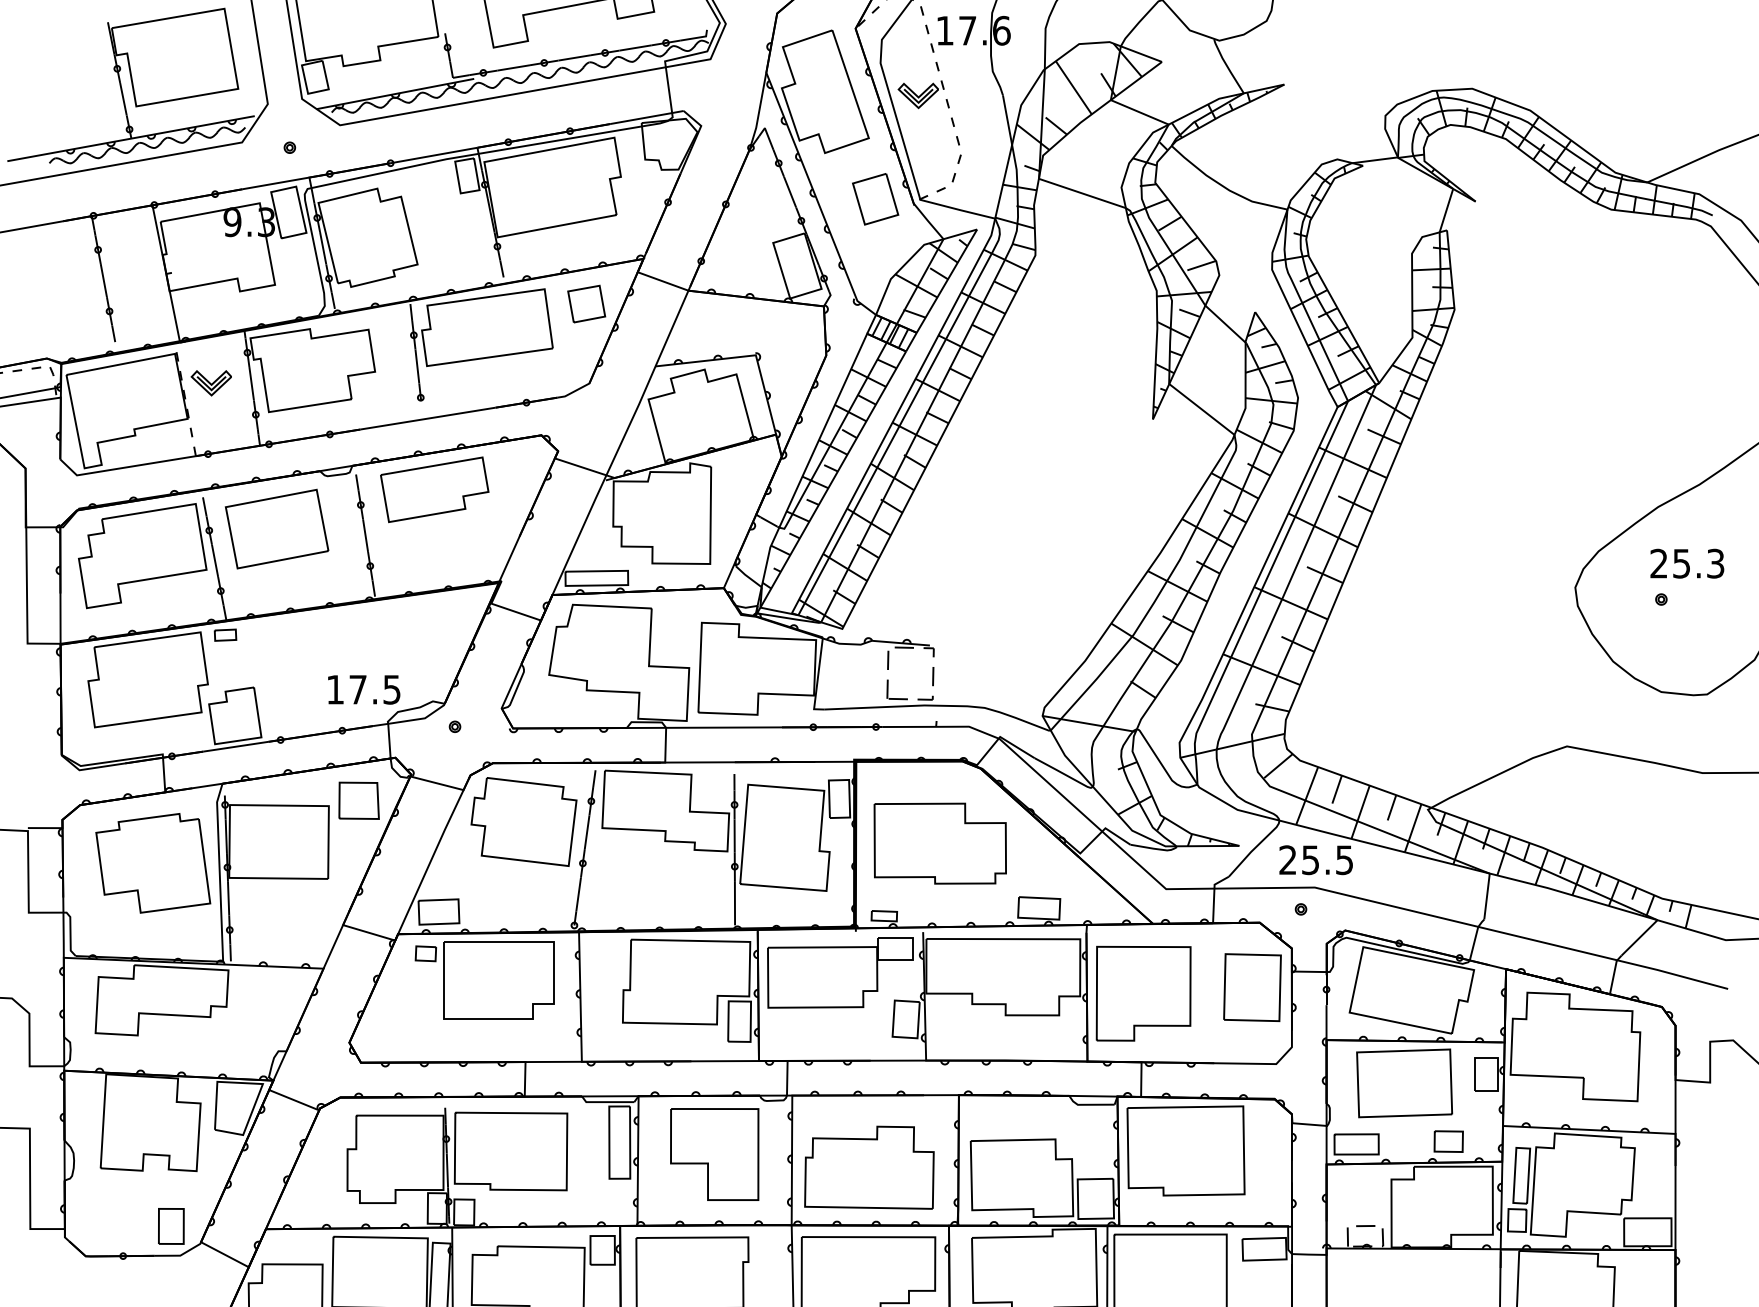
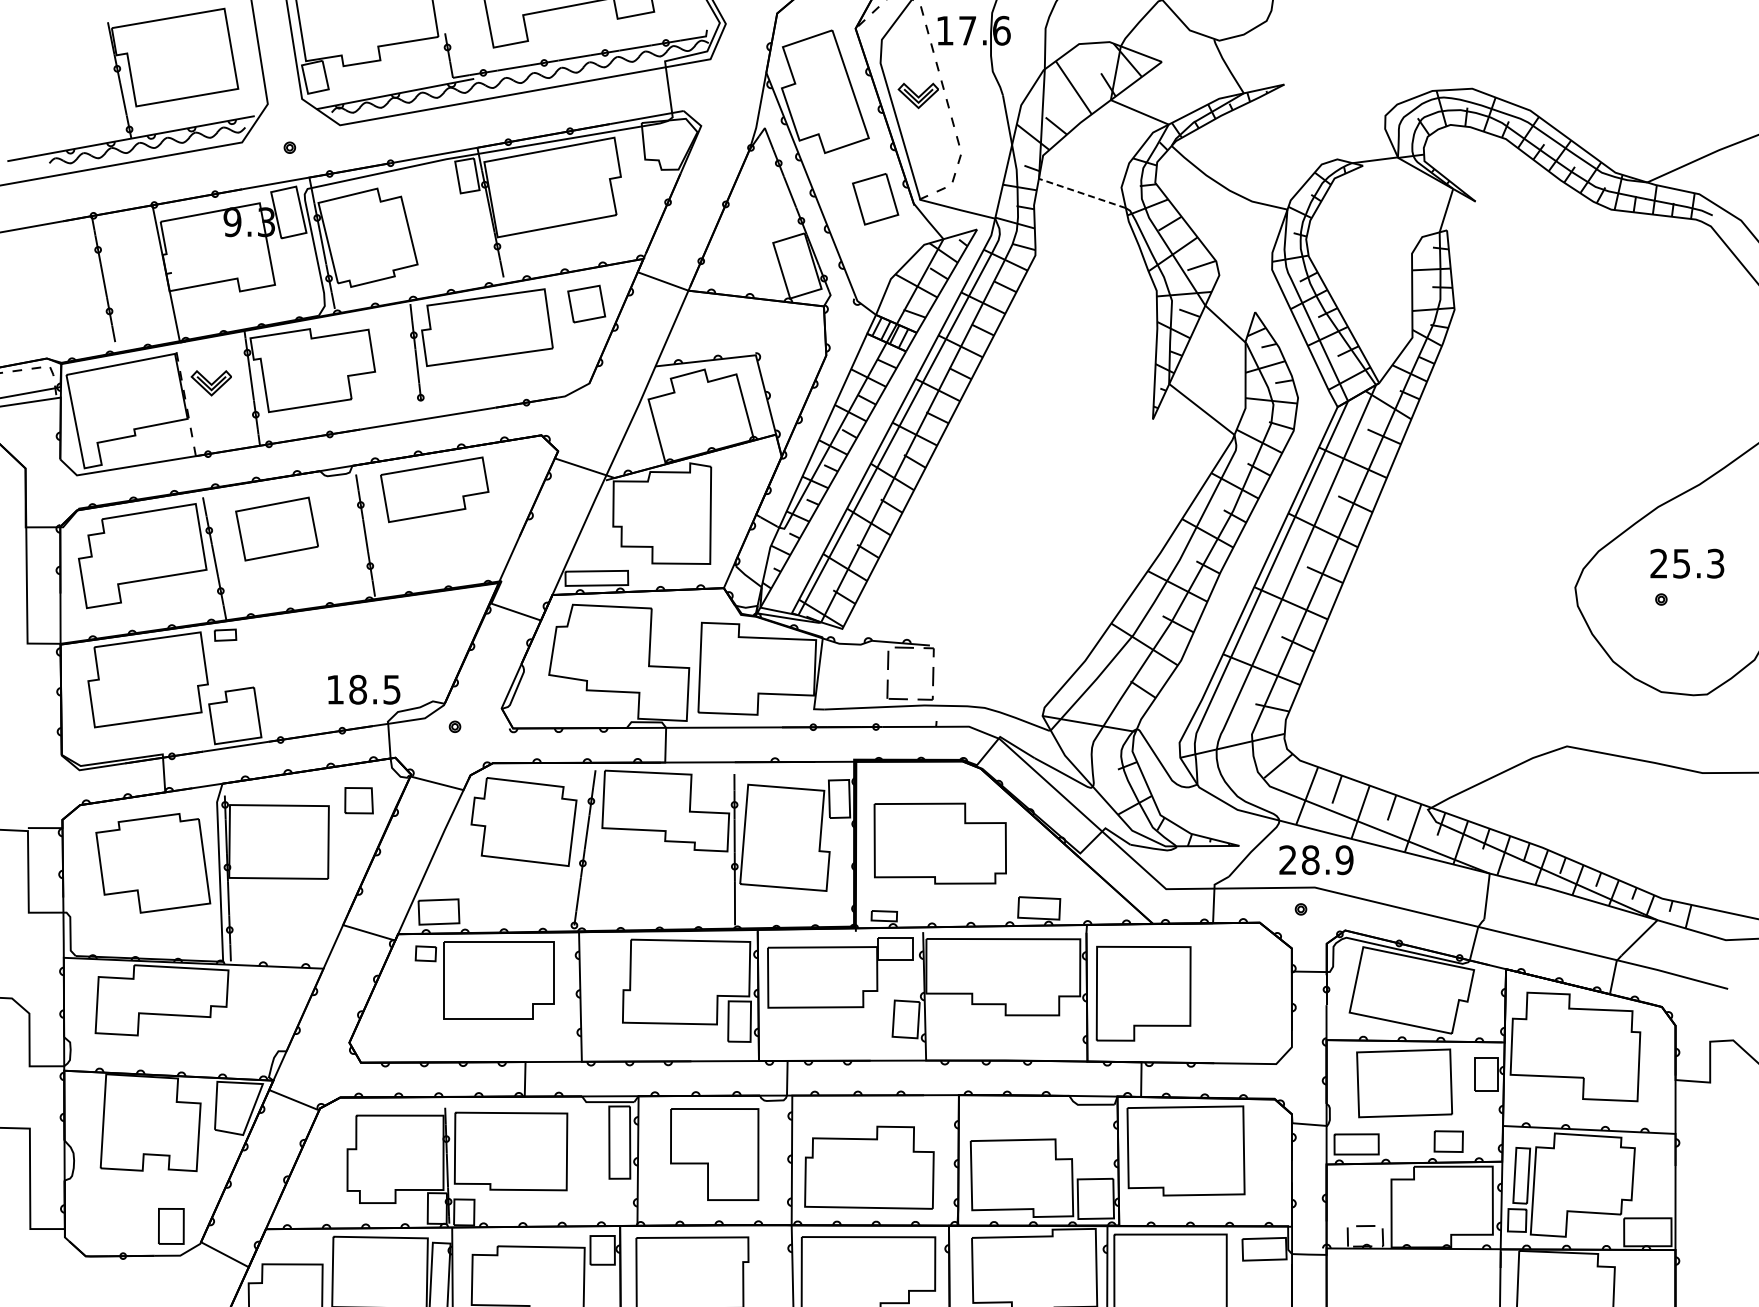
line: solid -> dashed (1083, 193)
part size: 106x82 px -> 84x66 px (276, 528)
text: 17.5 -> 18.5 (357, 689)
part size: 42x39 px -> 30x28 px (358, 800)
text: 25.5 -> 28.9 (1327, 860)
part: present -> none (1252, 987)
